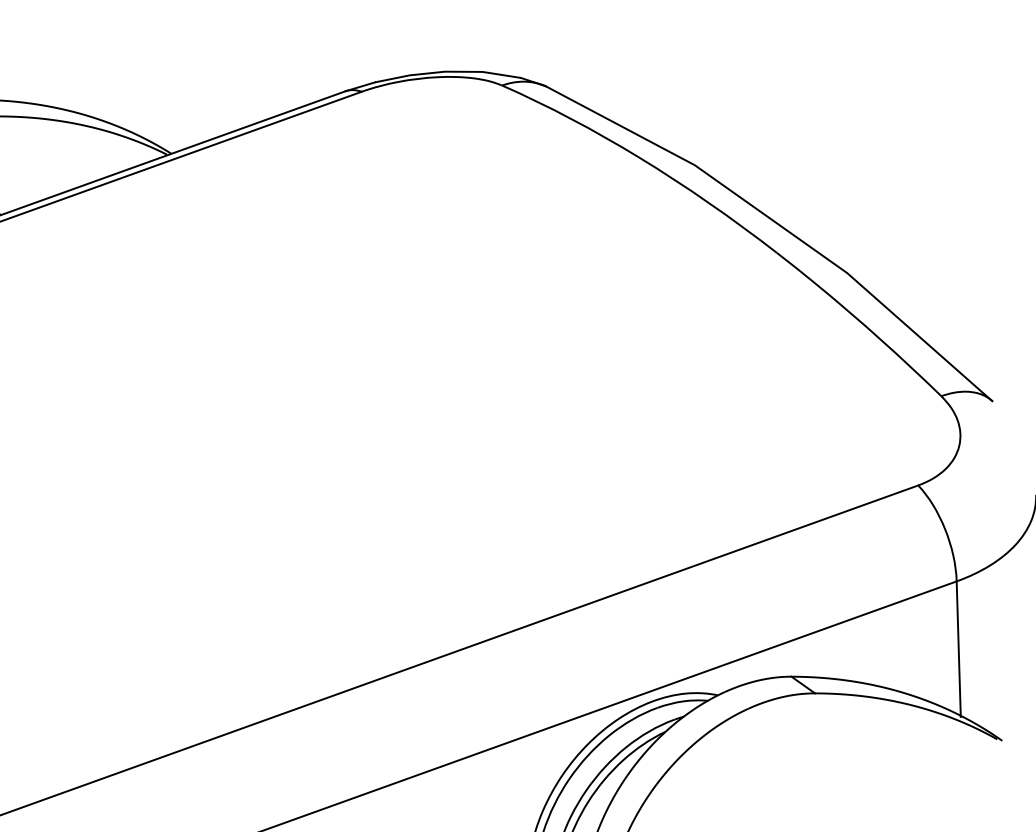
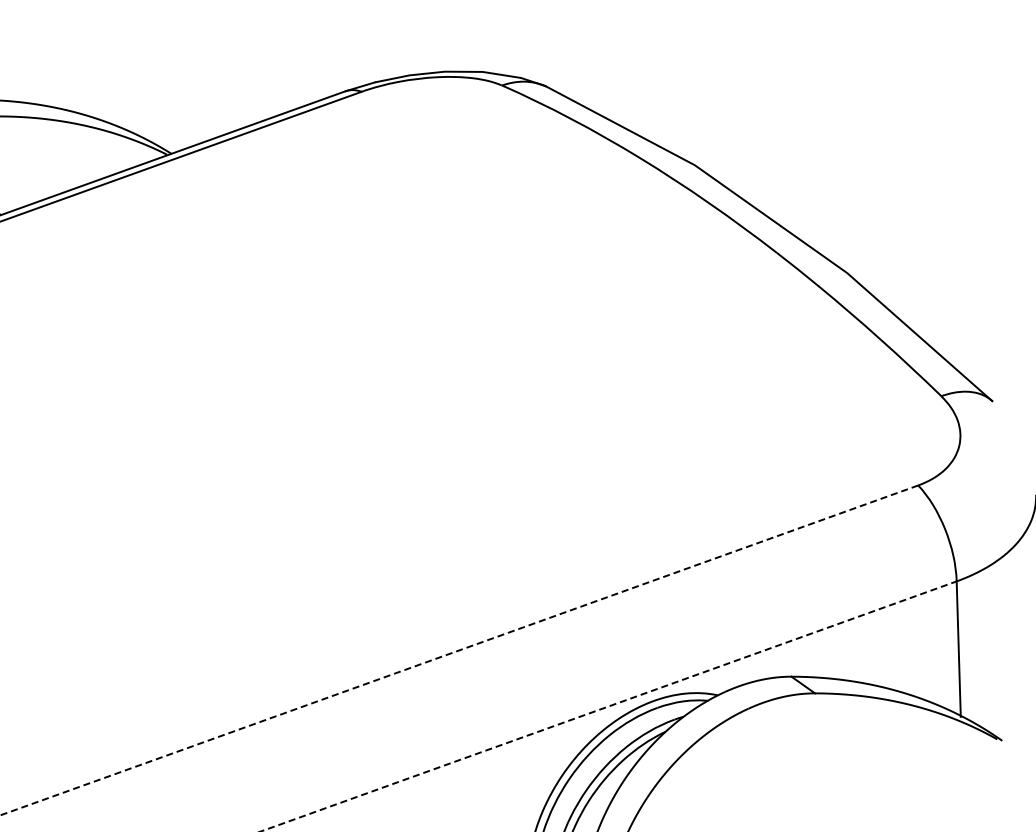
line: solid -> dashed (459, 650)
line: solid -> dashed (608, 706)
